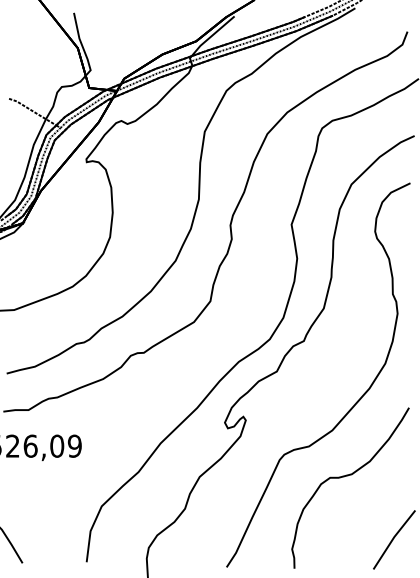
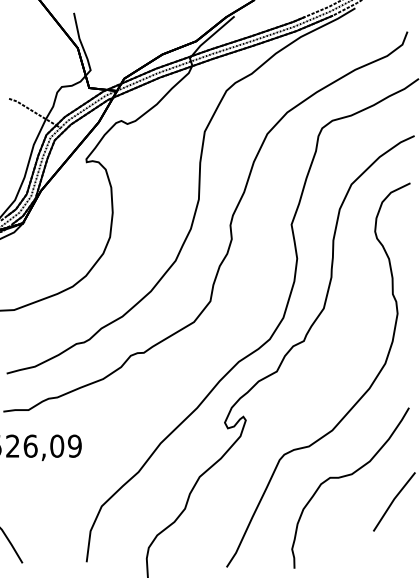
line position: (394, 538) -> (394, 500) (394, 500)
